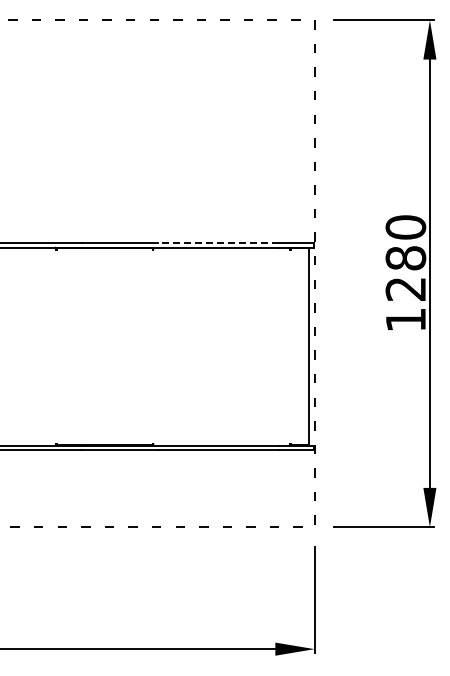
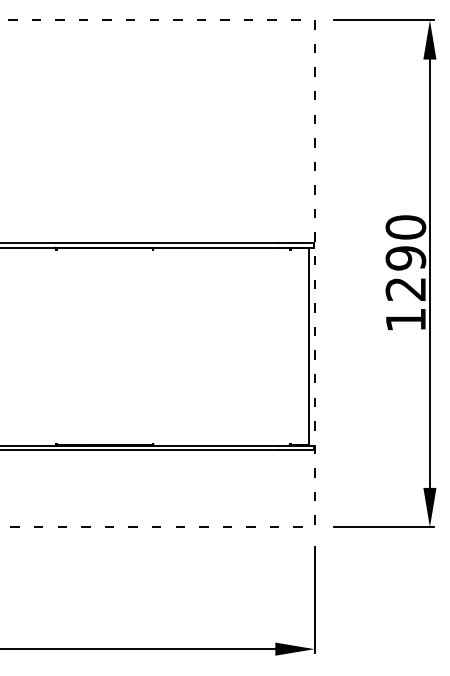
line: dashed -> solid (218, 242)
text: 1280 -> 1290 (405, 258)
